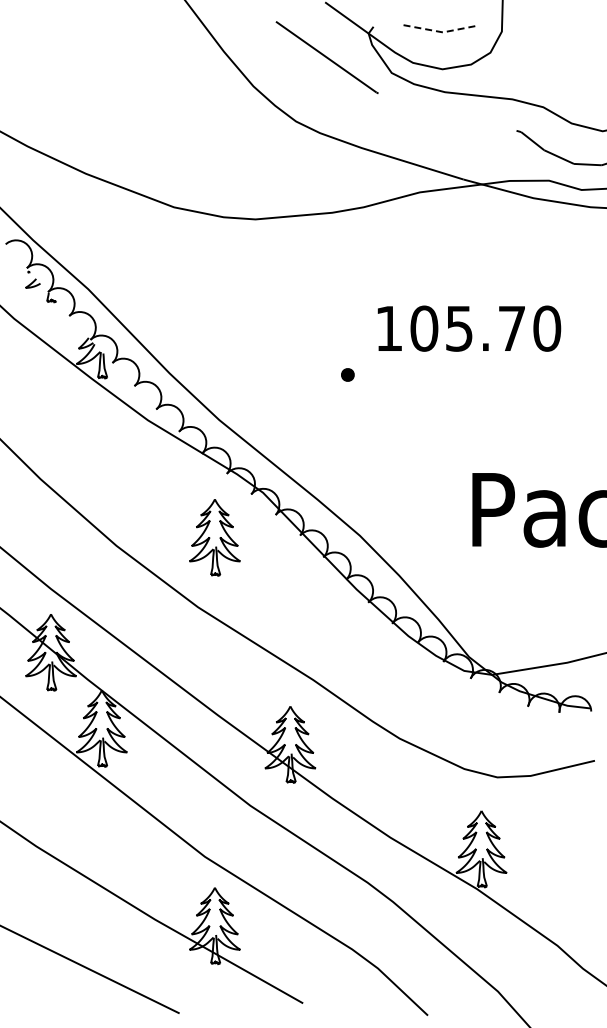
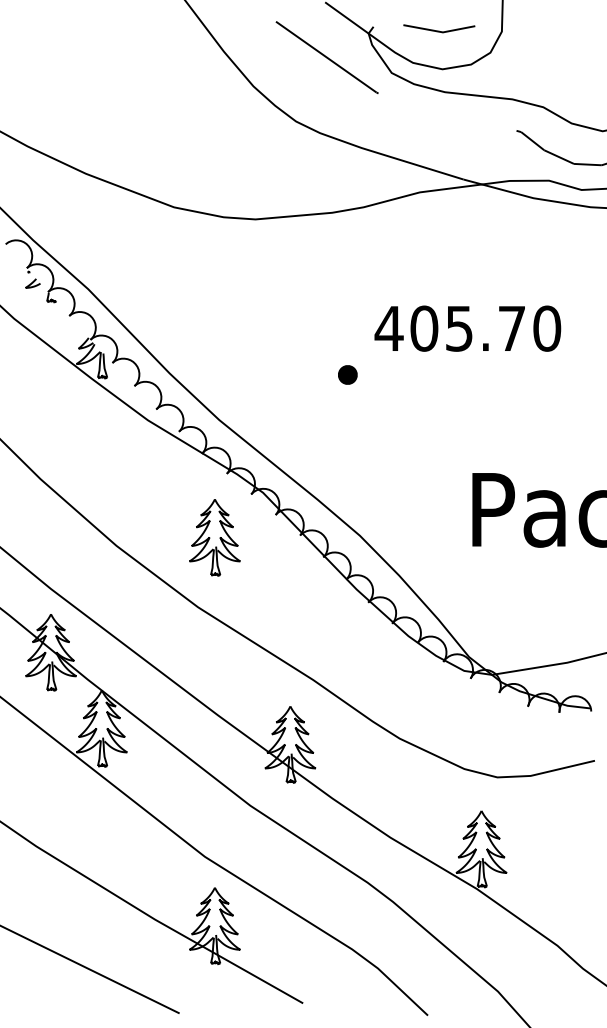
line: dashed -> solid (439, 31)
text: 105.70 -> 405.70 (388, 328)
part size: 14x14 px -> 20x20 px (347, 374)
